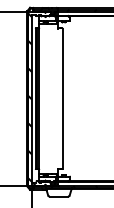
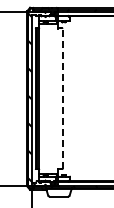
line: solid -> dashed (62, 98)
